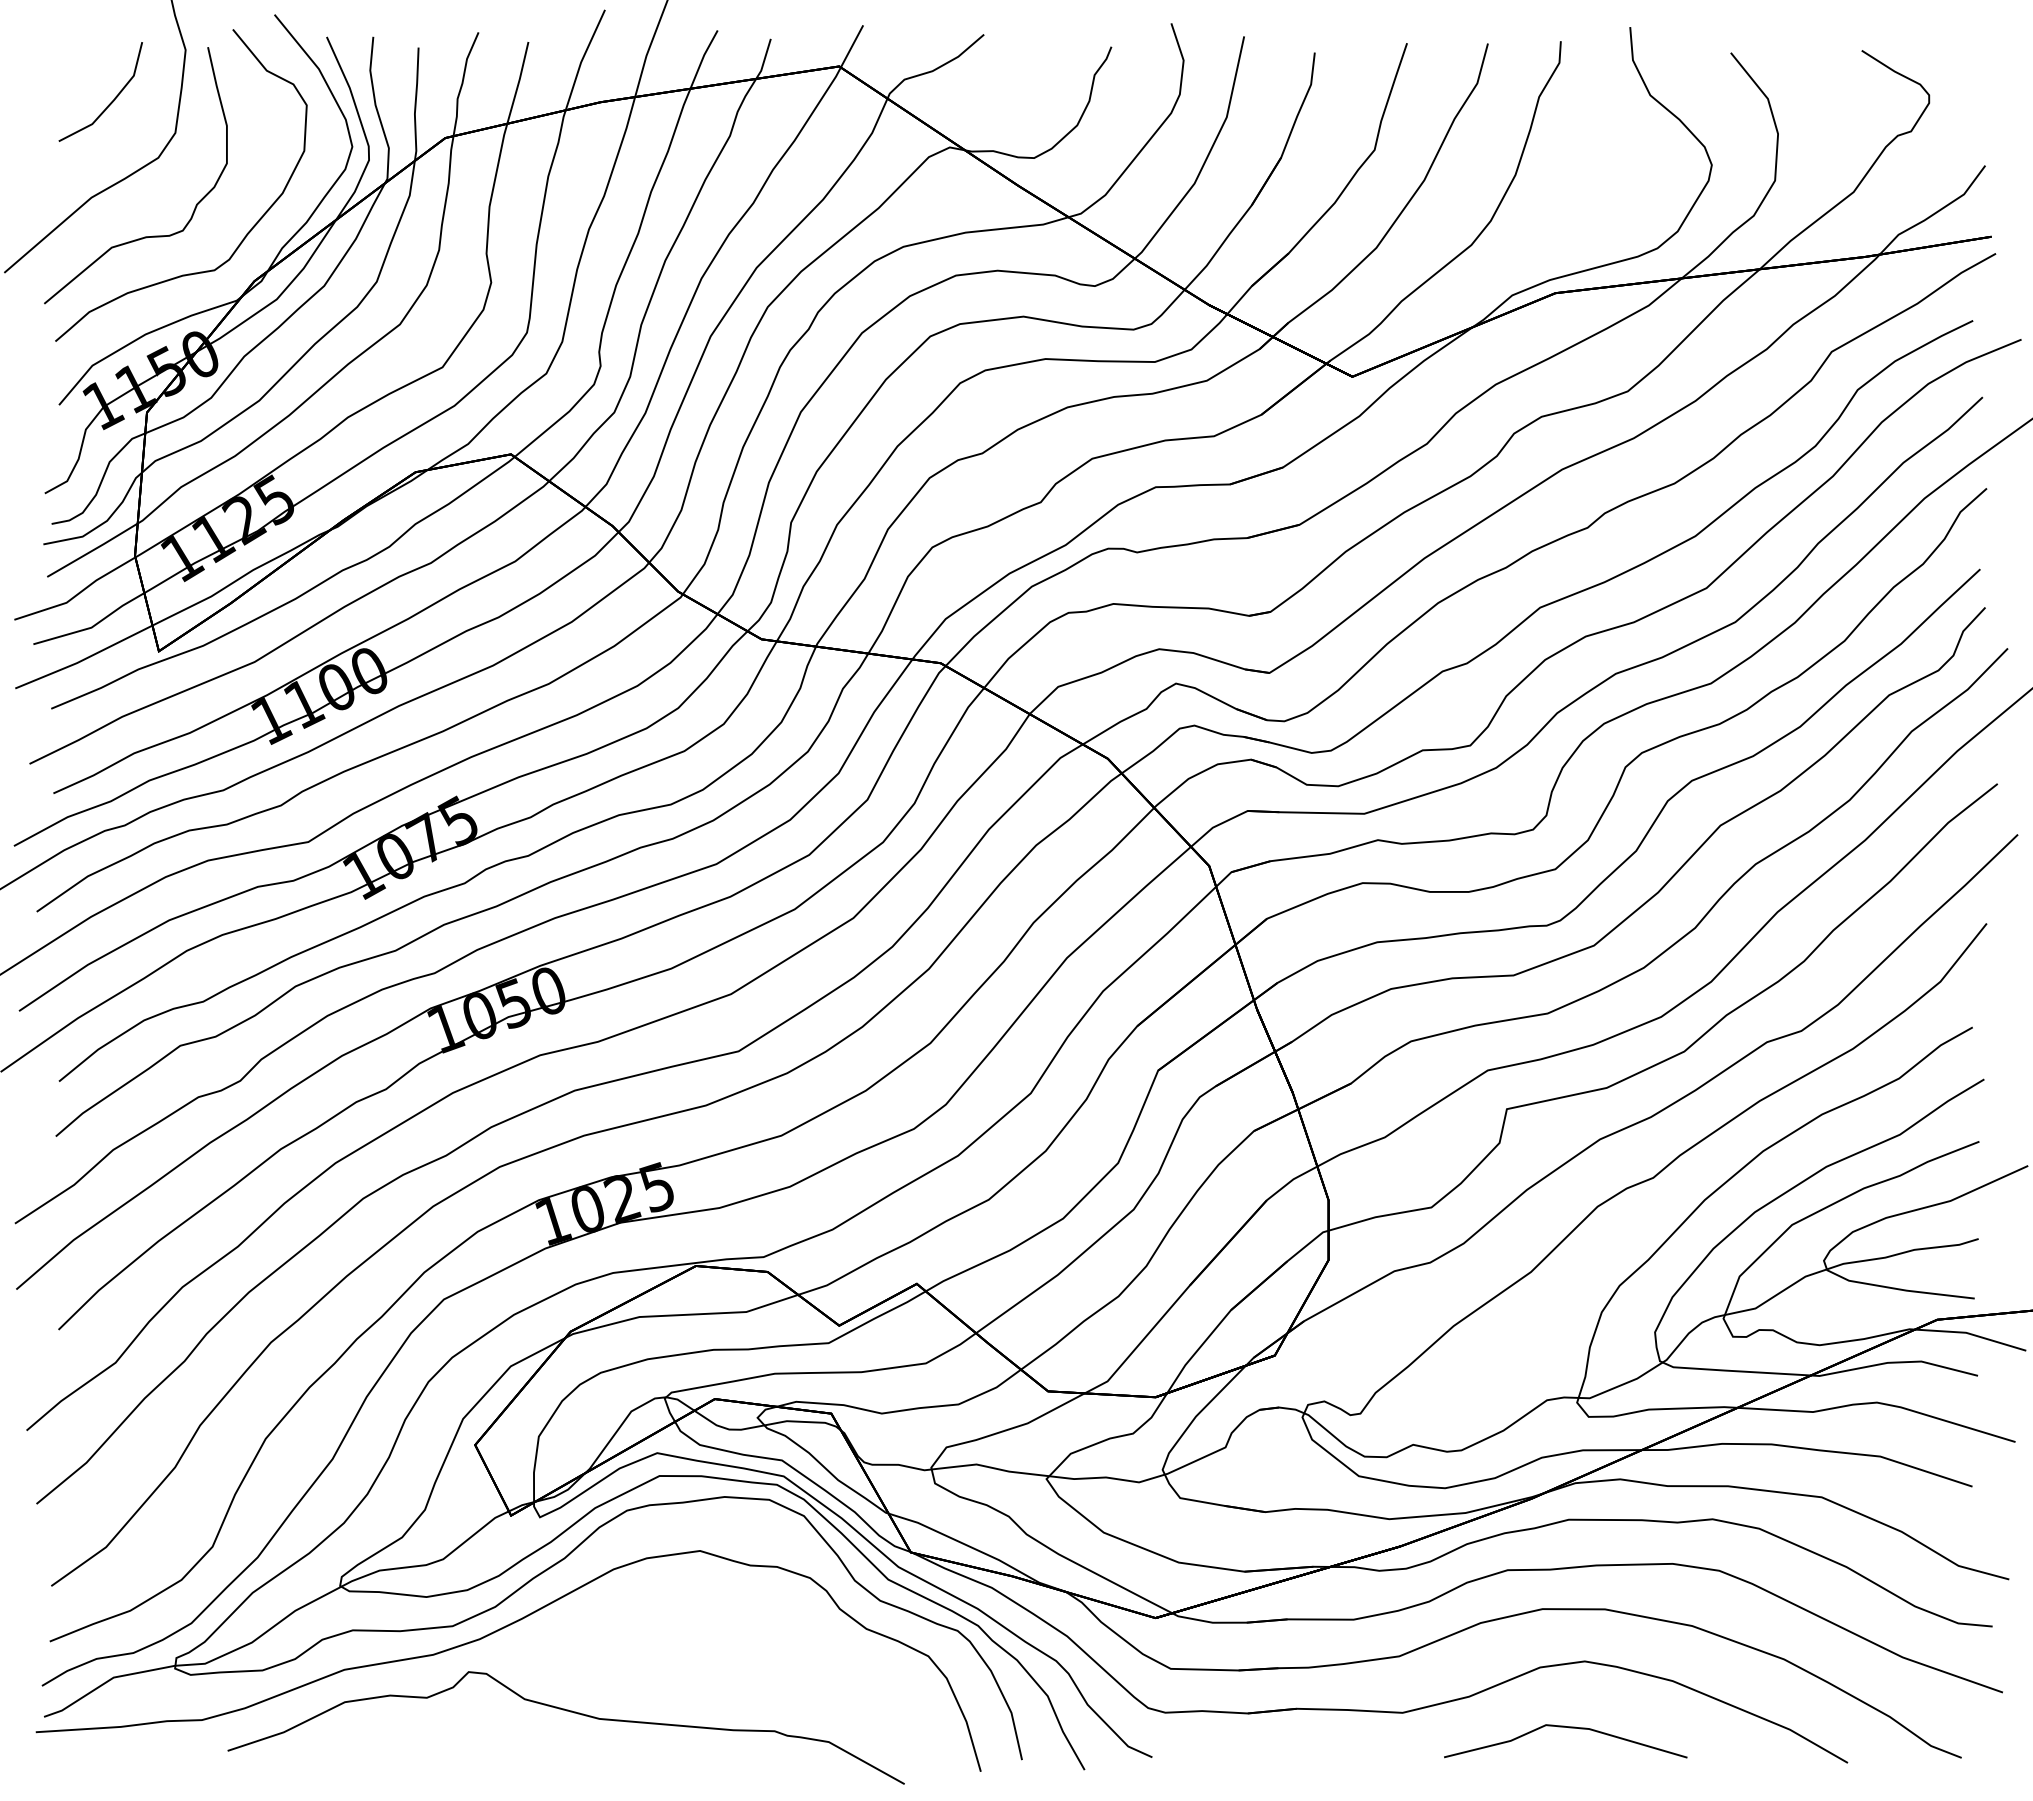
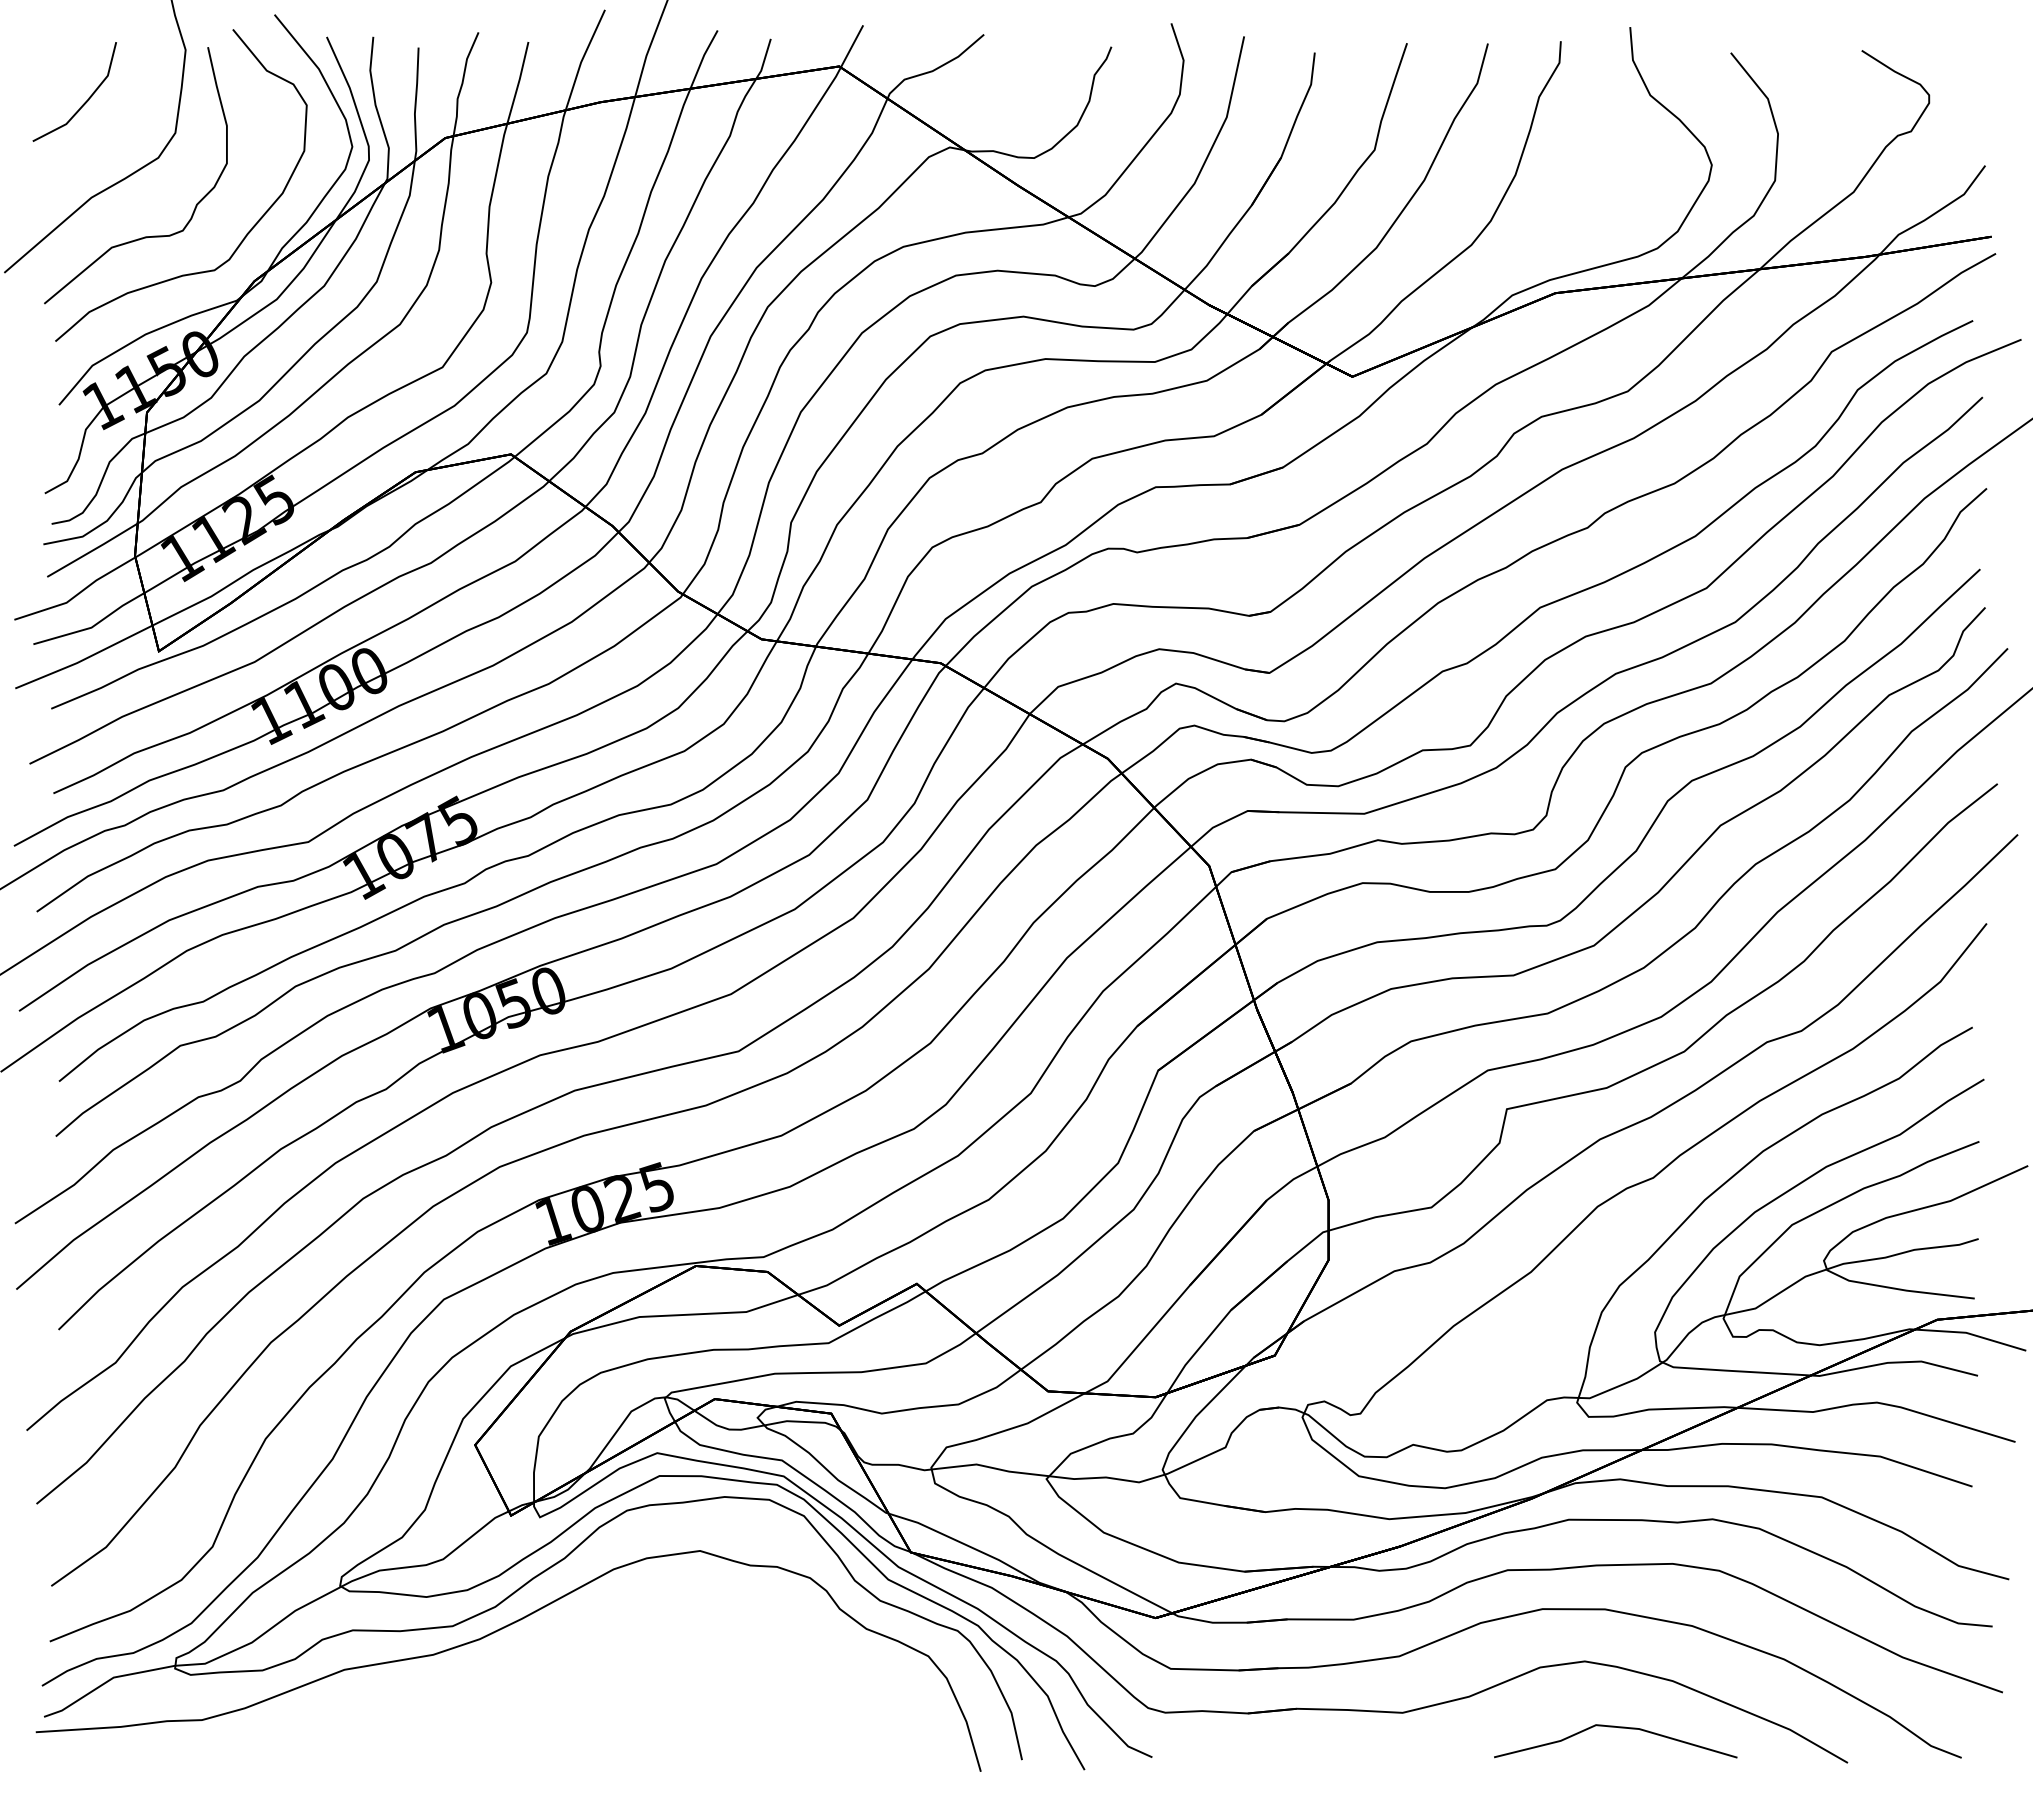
part position: (111, 101) -> (85, 101) (85, 101)
curve: present -> none (570, 1712)
line position: (1569, 1728) -> (1619, 1728) (1619, 1728)
